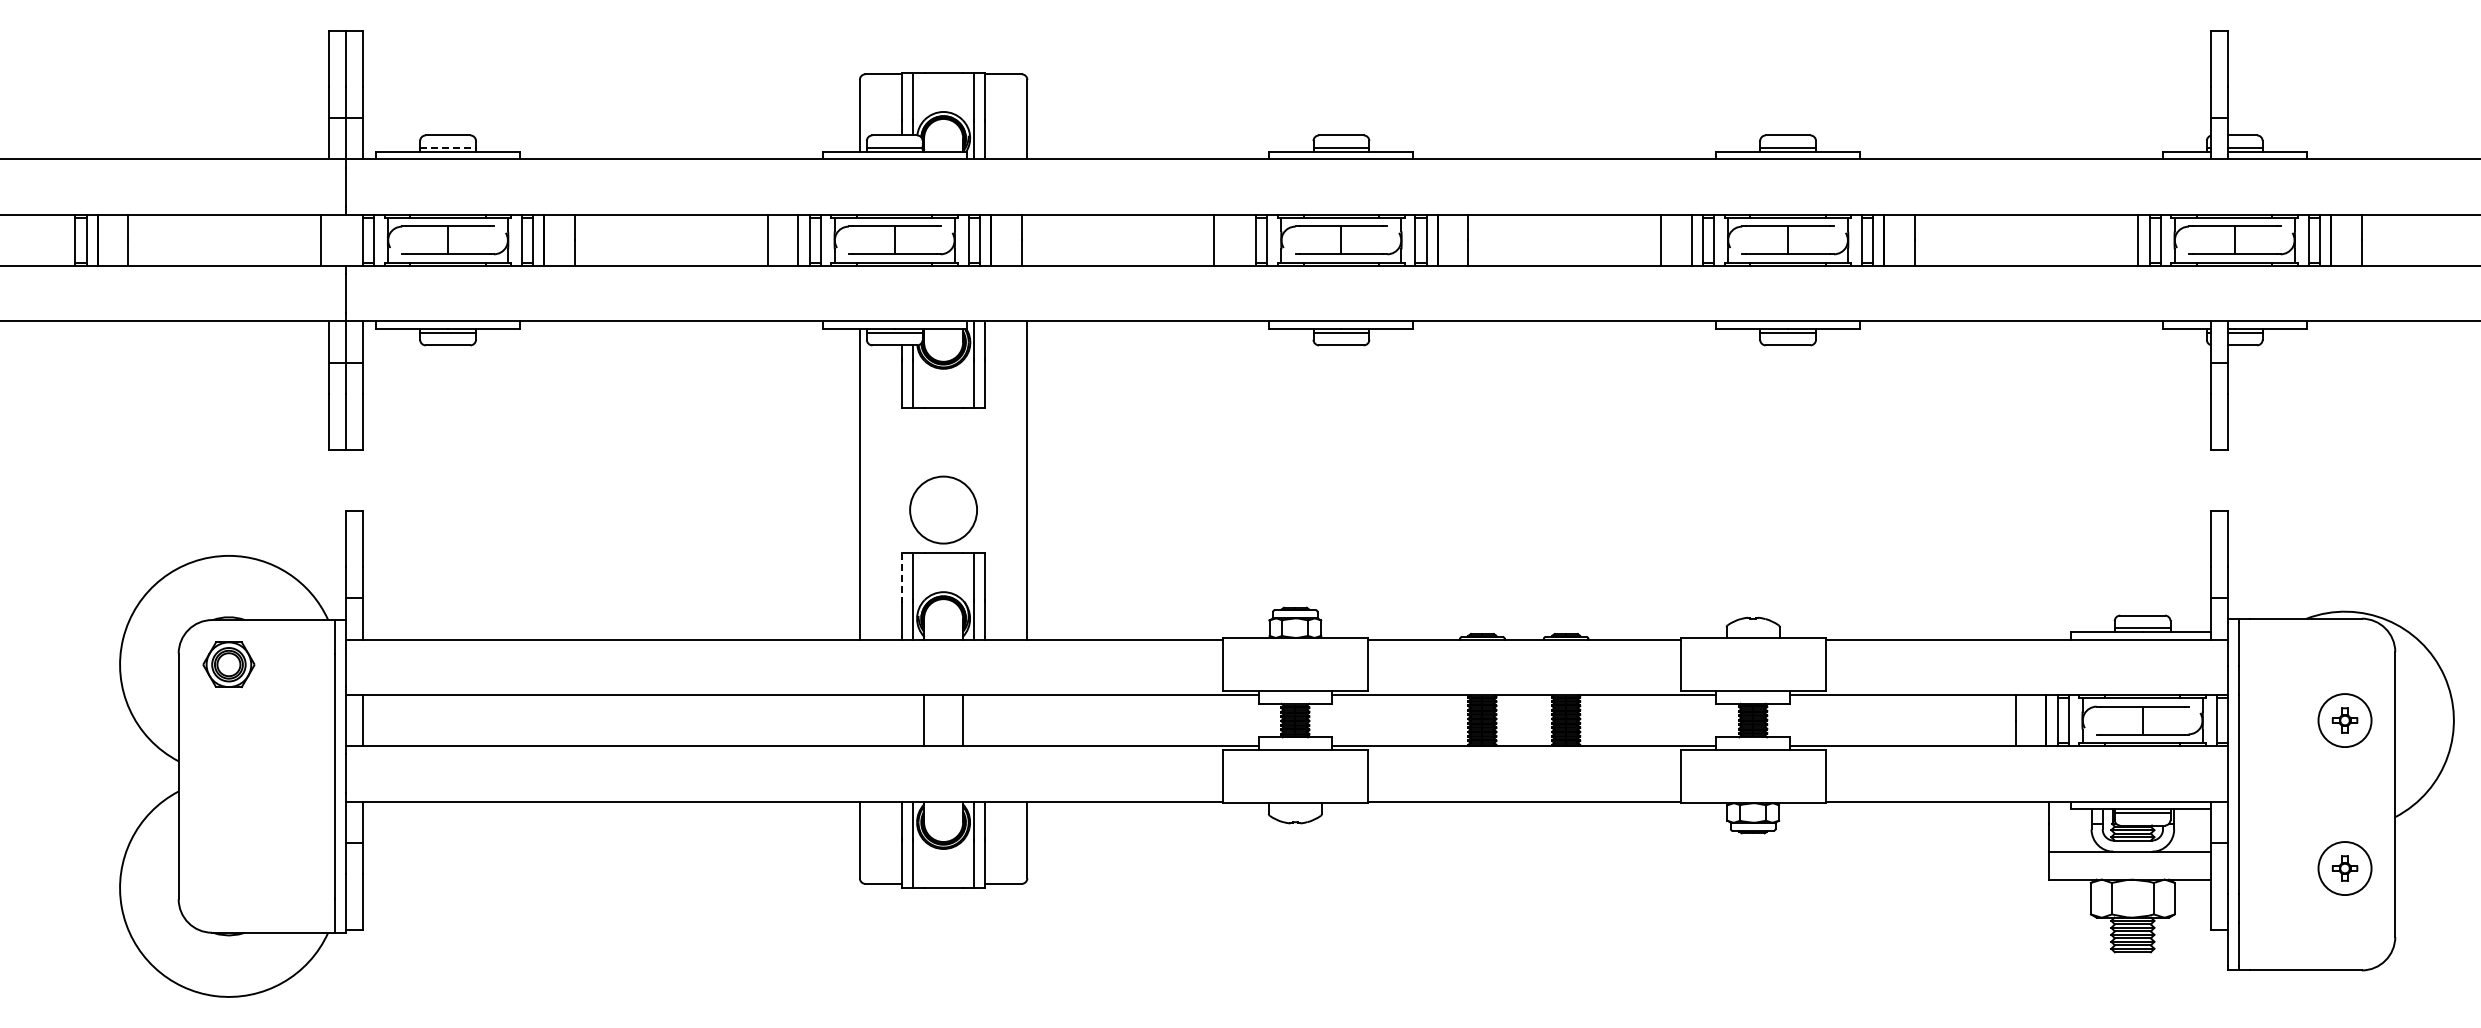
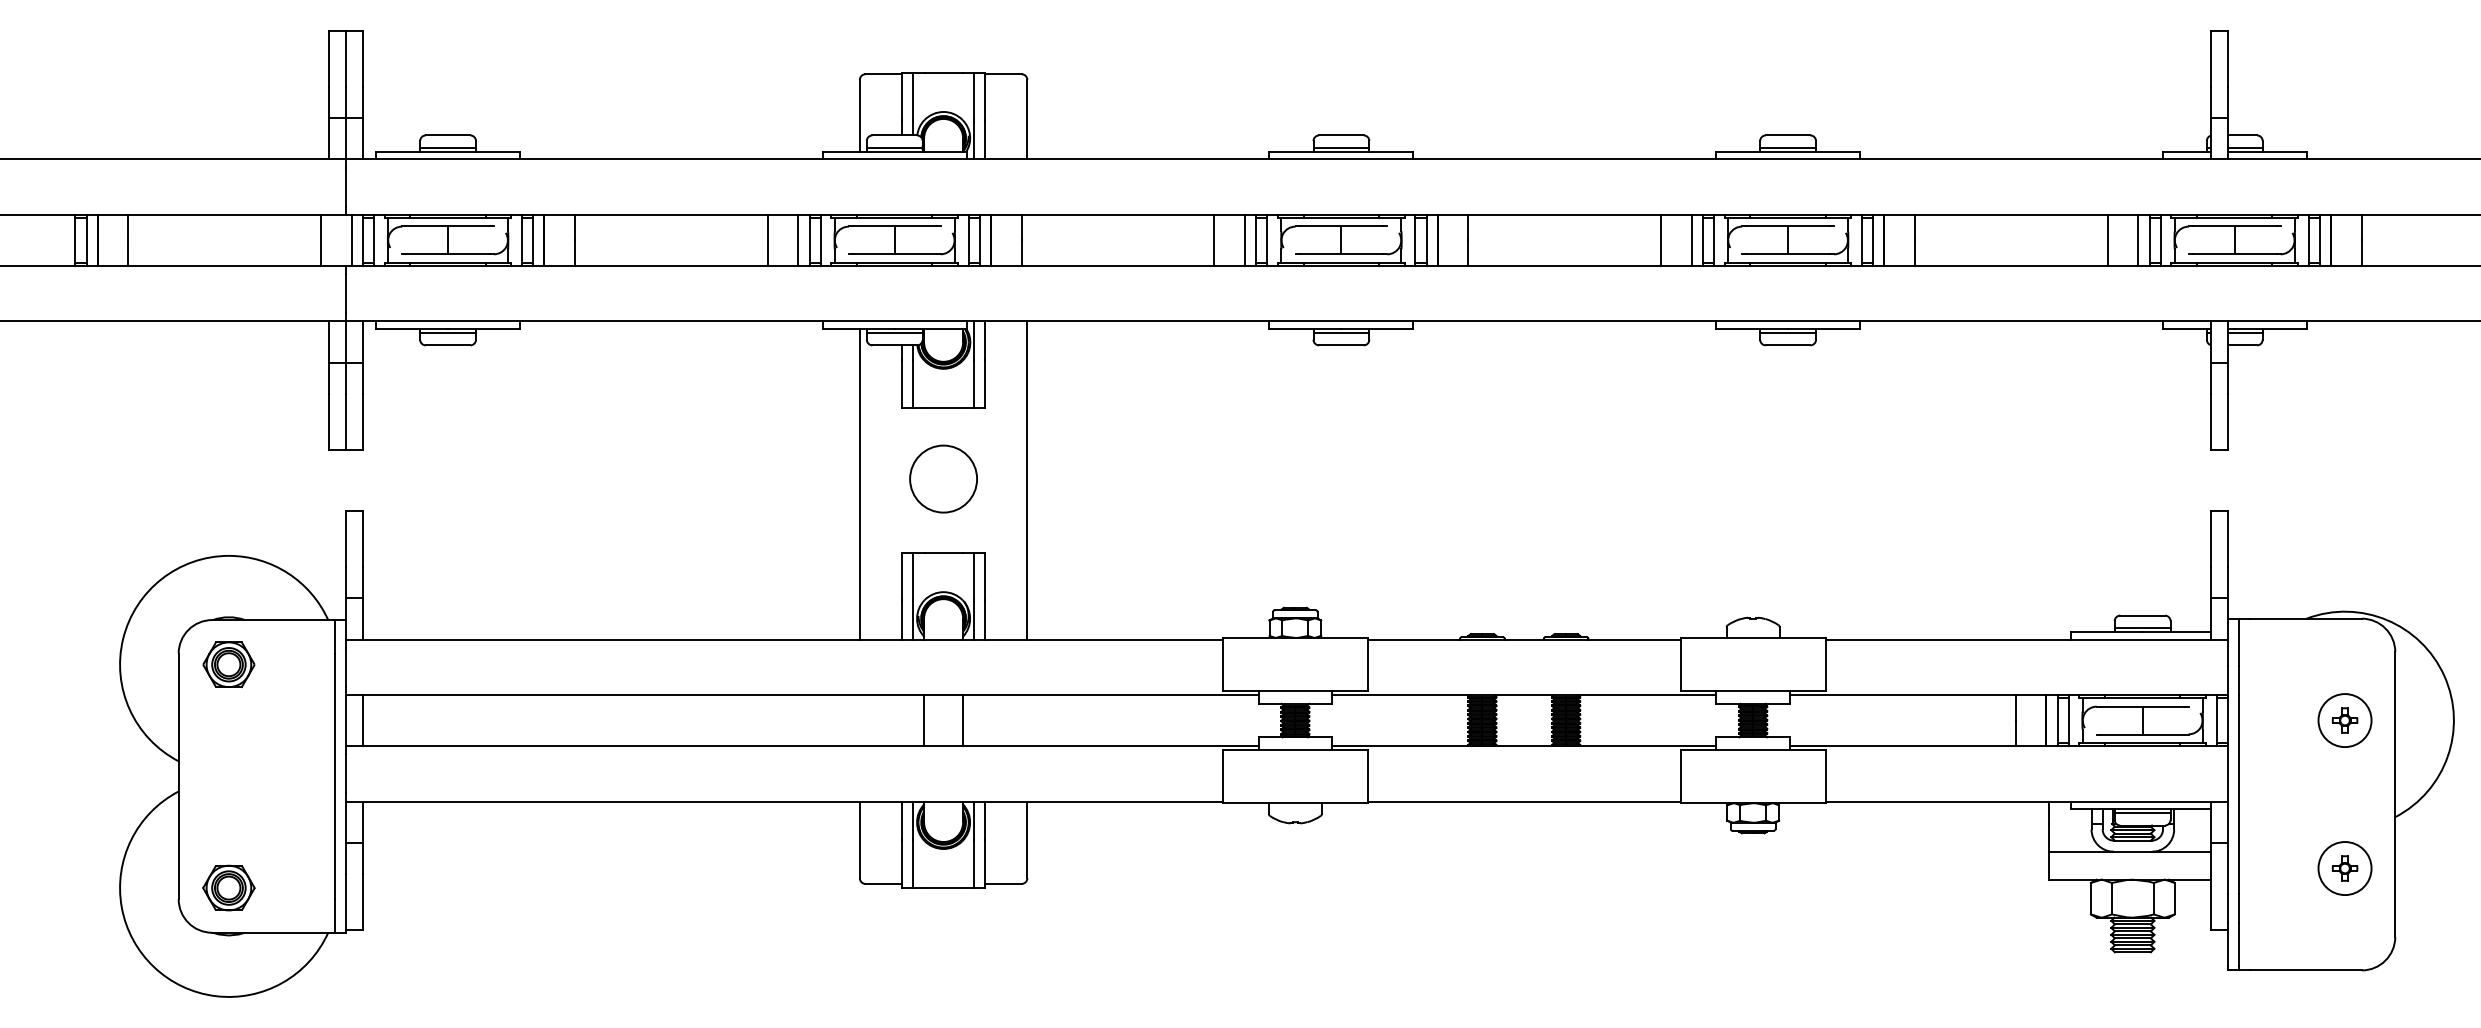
line: dashed -> solid (448, 147)
line: none -> present (351, 240)
line: none -> present (1245, 240)
line: none -> present (2107, 240)
circle position: (943, 509) -> (943, 478) (943, 478)
line: dashed -> solid (902, 576)
part: none -> present (228, 887)
